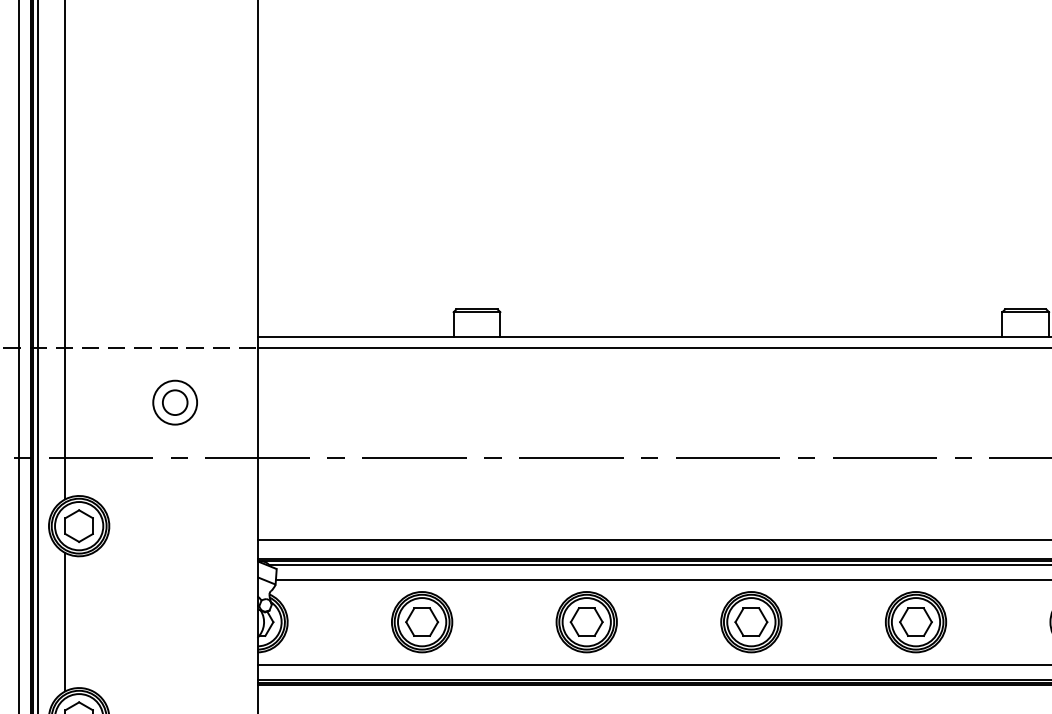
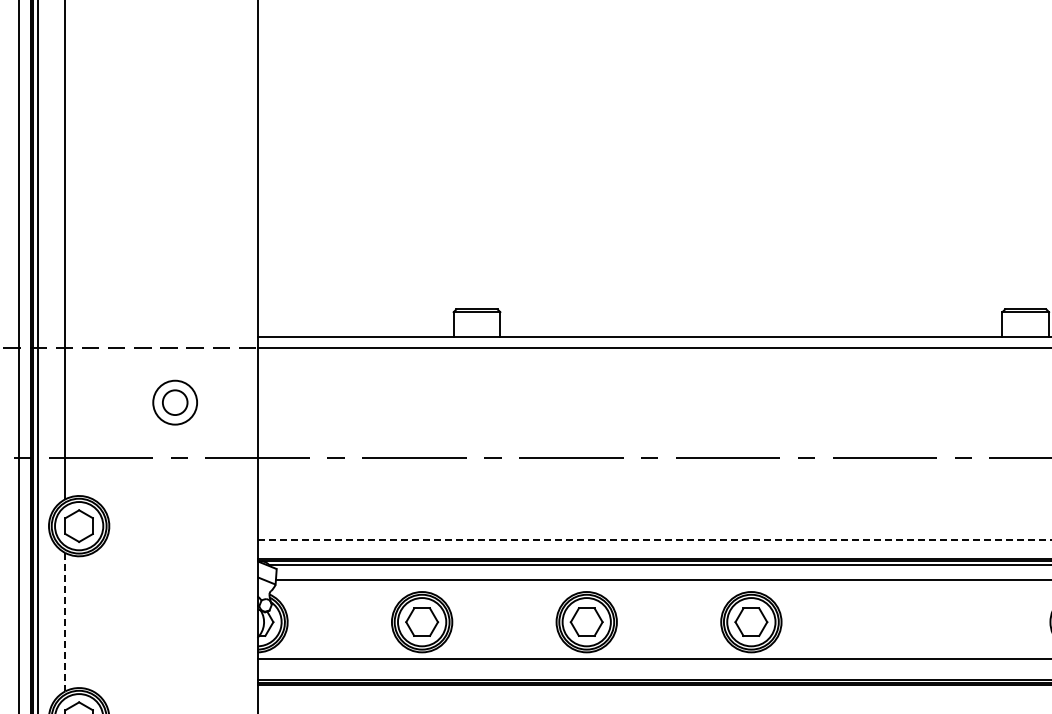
line: solid -> dashed (654, 539)
line: solid -> dashed (65, 622)
part: present -> none (916, 622)
line position: (652, 664) -> (652, 658) (652, 658)
